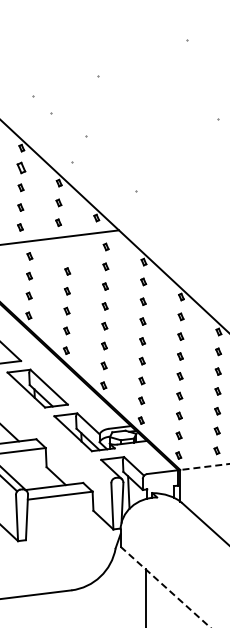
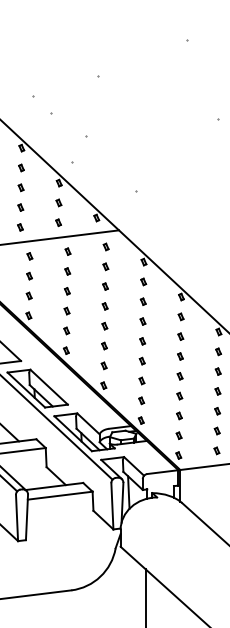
part size: 11x14 px -> 7x10 px (21, 167)
part: none -> present (67, 251)
line: none -> present (57, 427)
line: dashed -> solid (205, 466)
line: dashed -> solid (165, 587)
